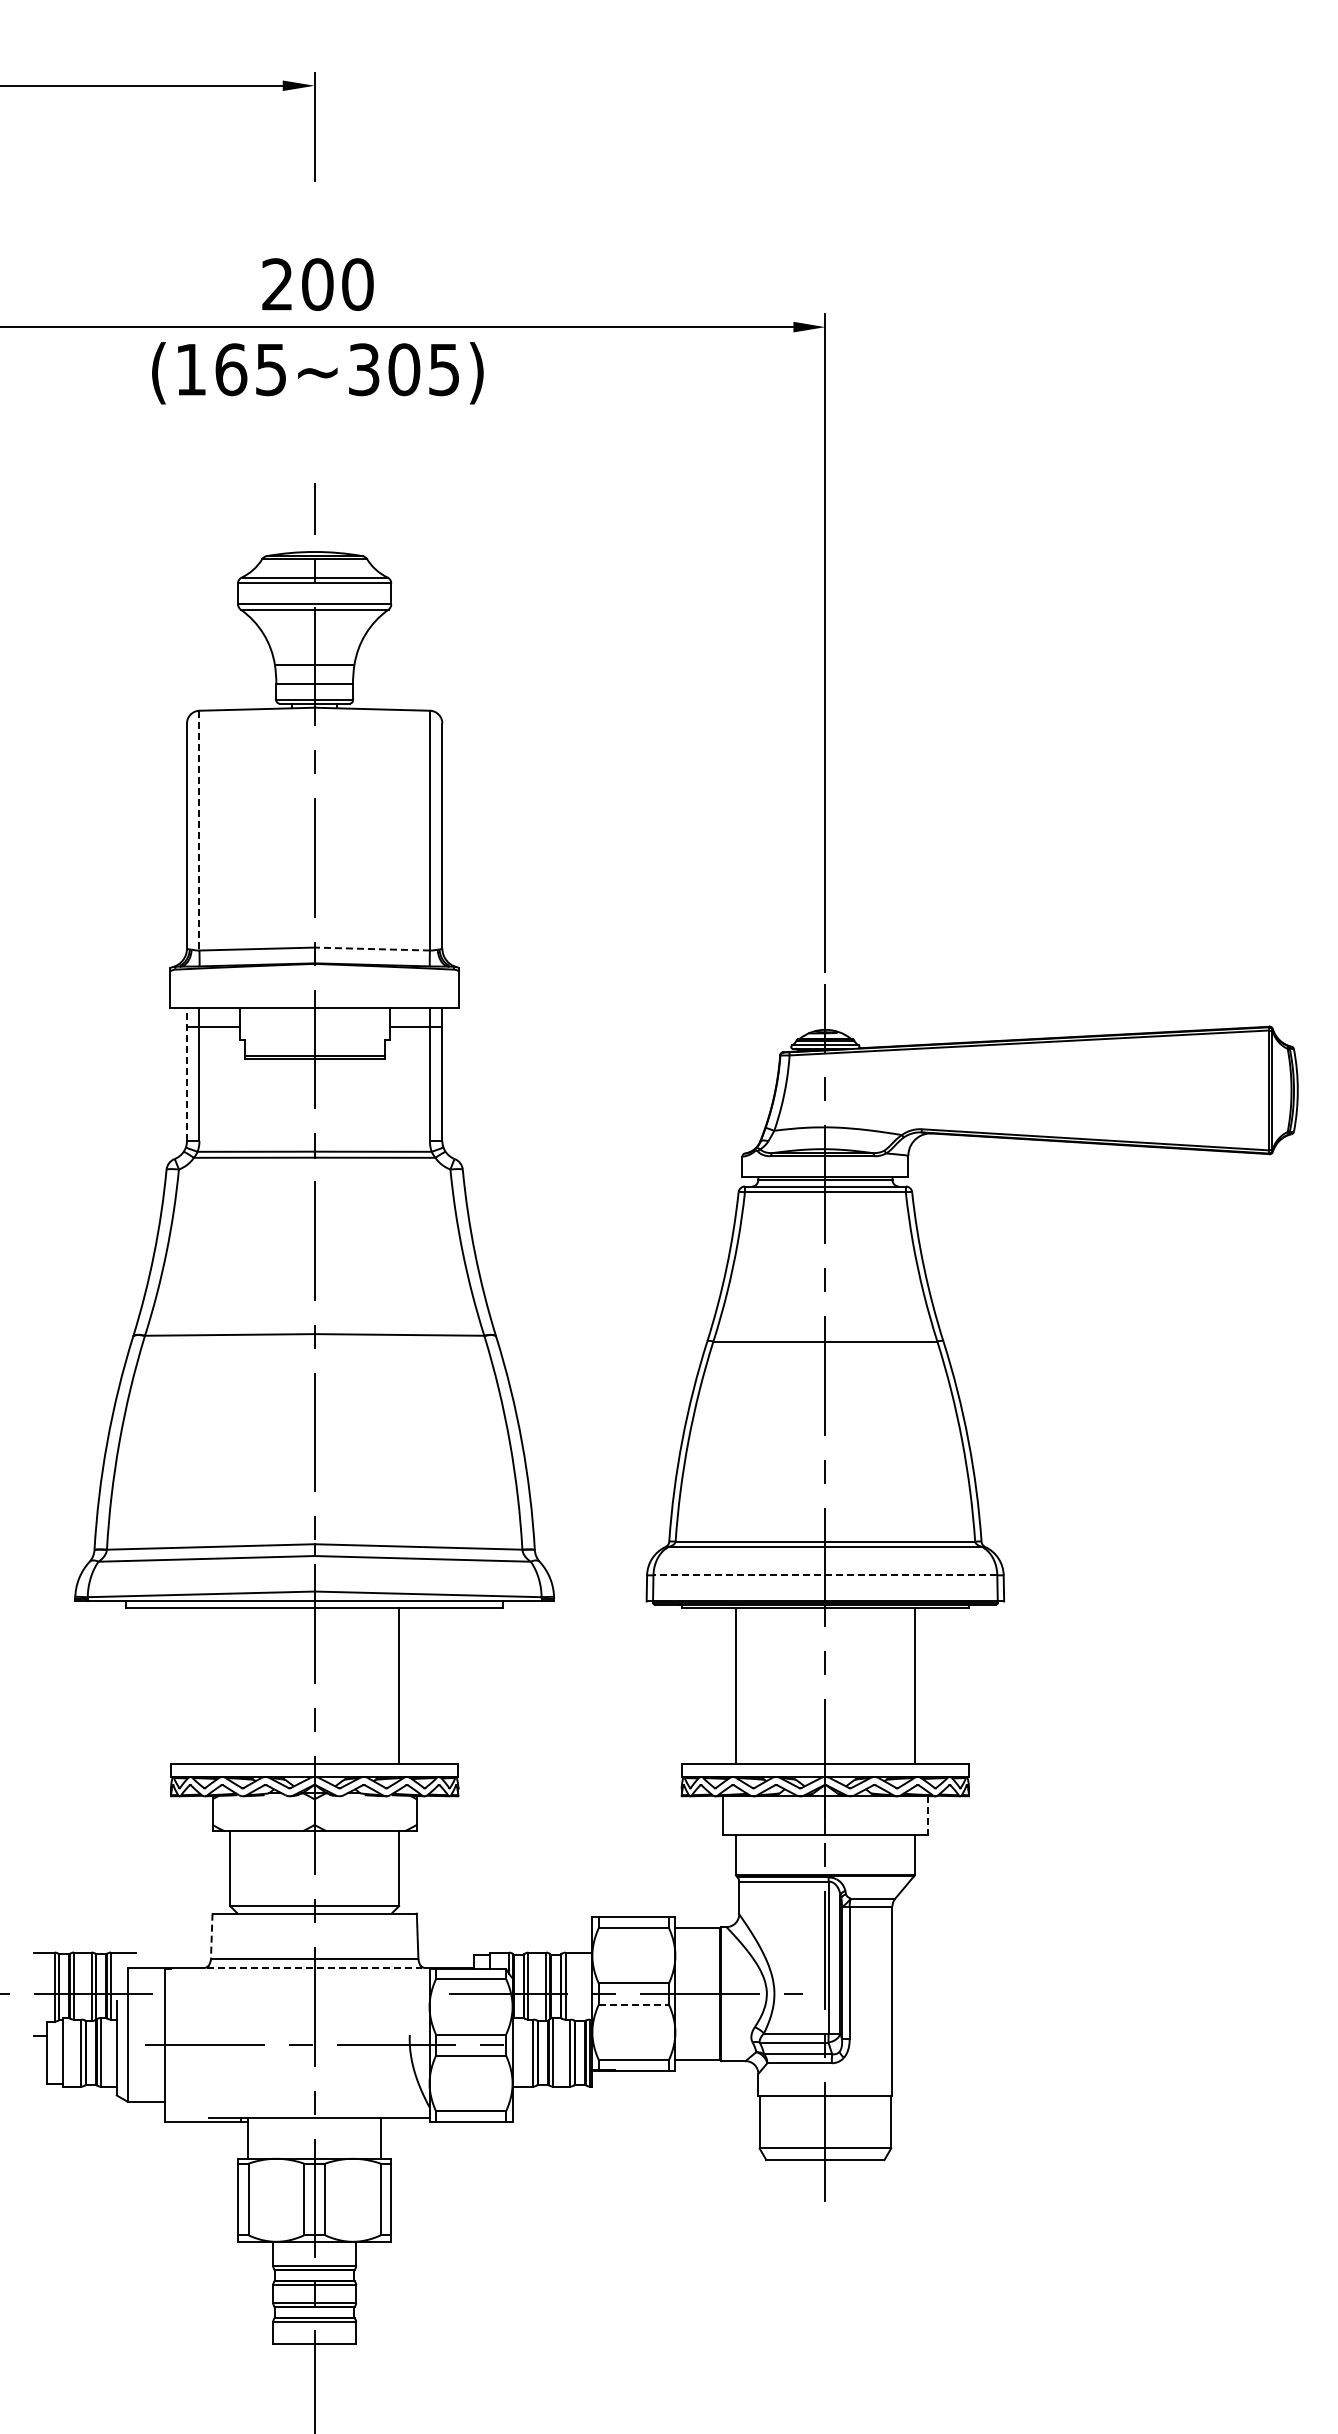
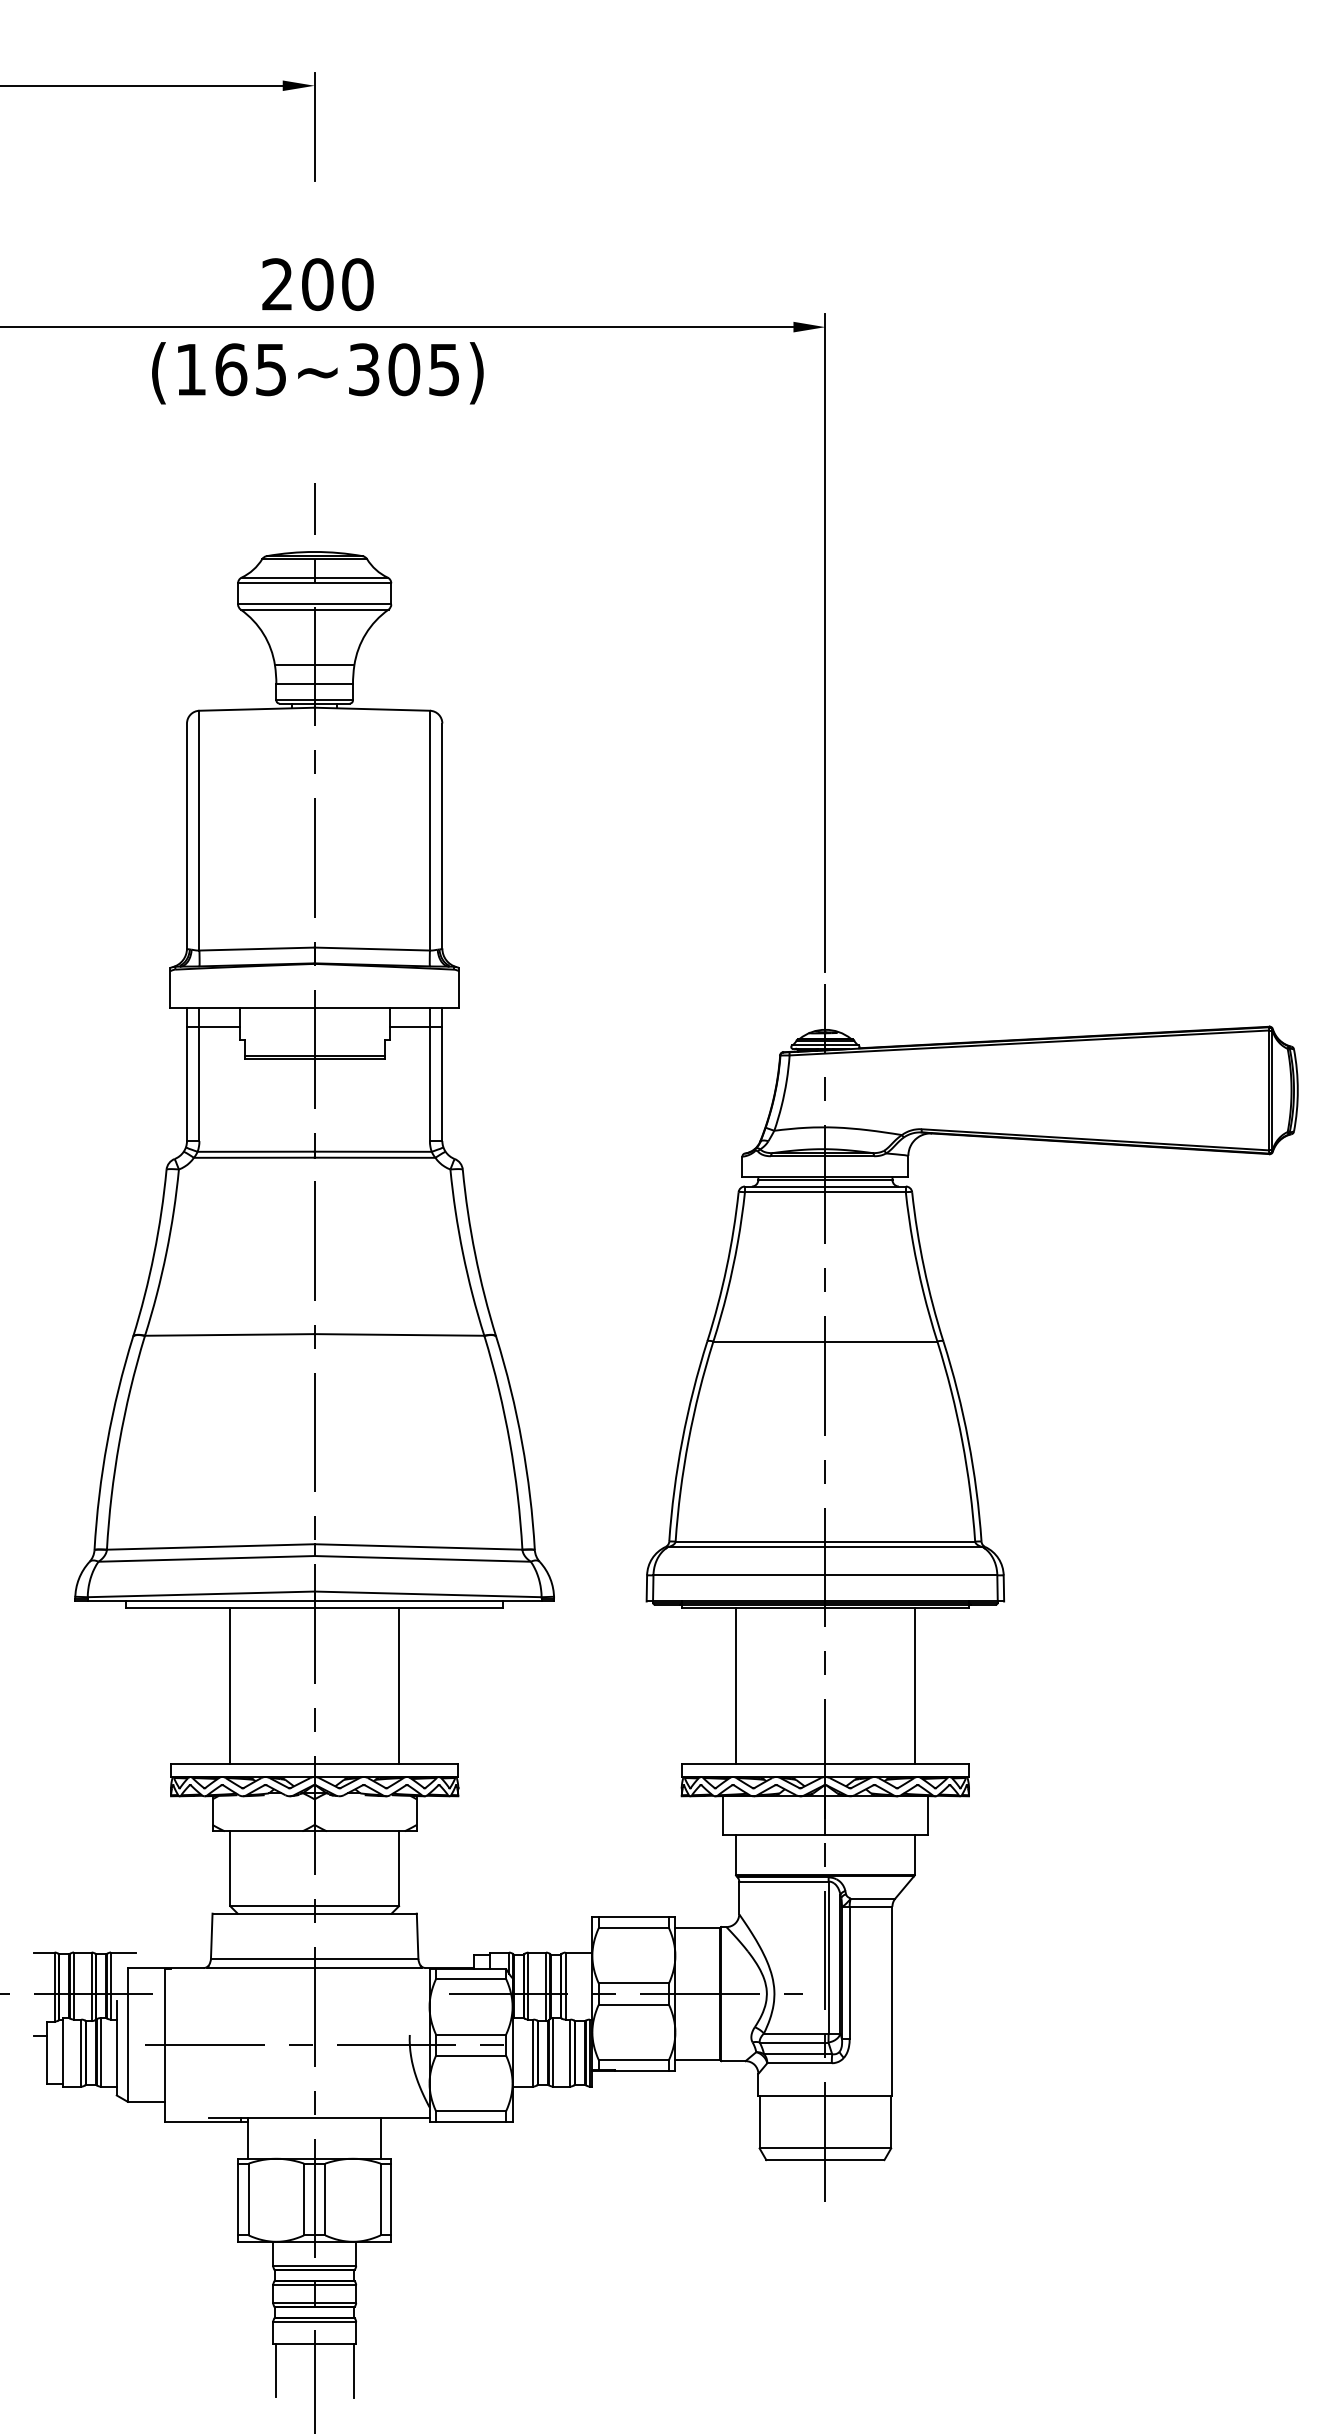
line: dashed -> solid (199, 830)
line: dashed -> solid (372, 949)
line: dashed -> solid (187, 1074)
line: dashed -> solid (825, 1575)
line: none -> present (230, 1685)
line: dashed -> solid (927, 1815)
line: dashed -> solid (211, 1936)
line: dashed -> solid (314, 1968)
line: dashed -> solid (634, 2004)
line: none -> present (275, 2369)
line: none -> present (353, 2370)
